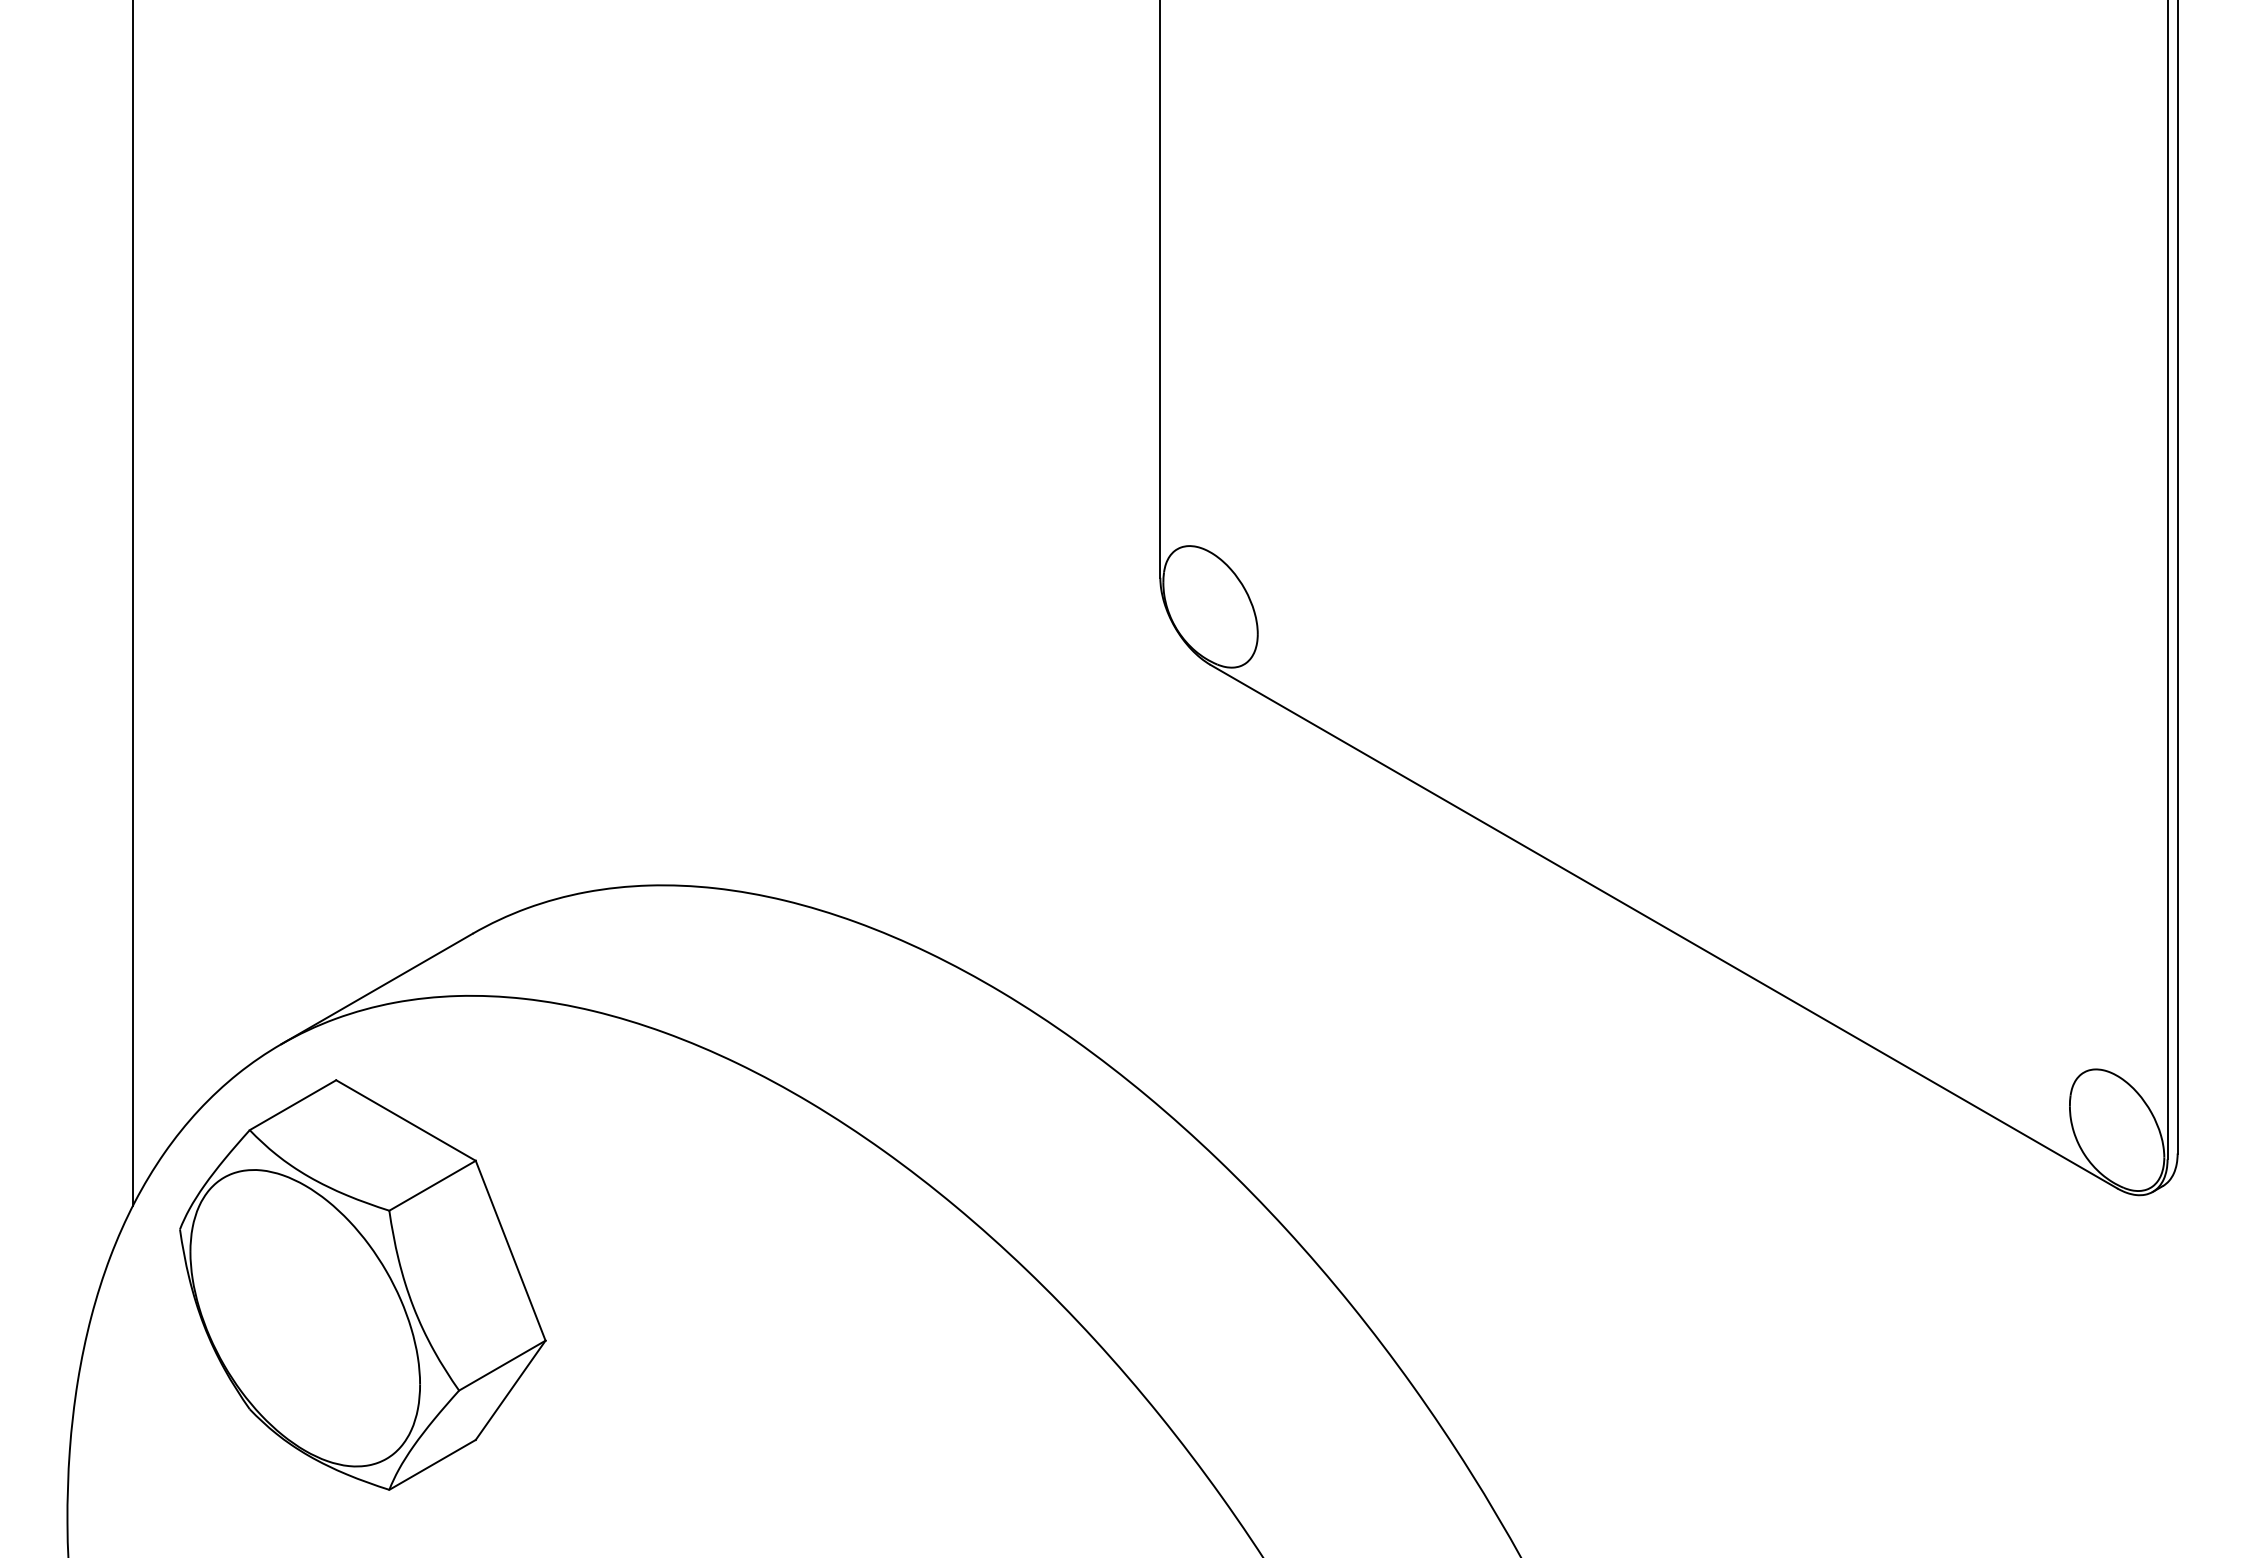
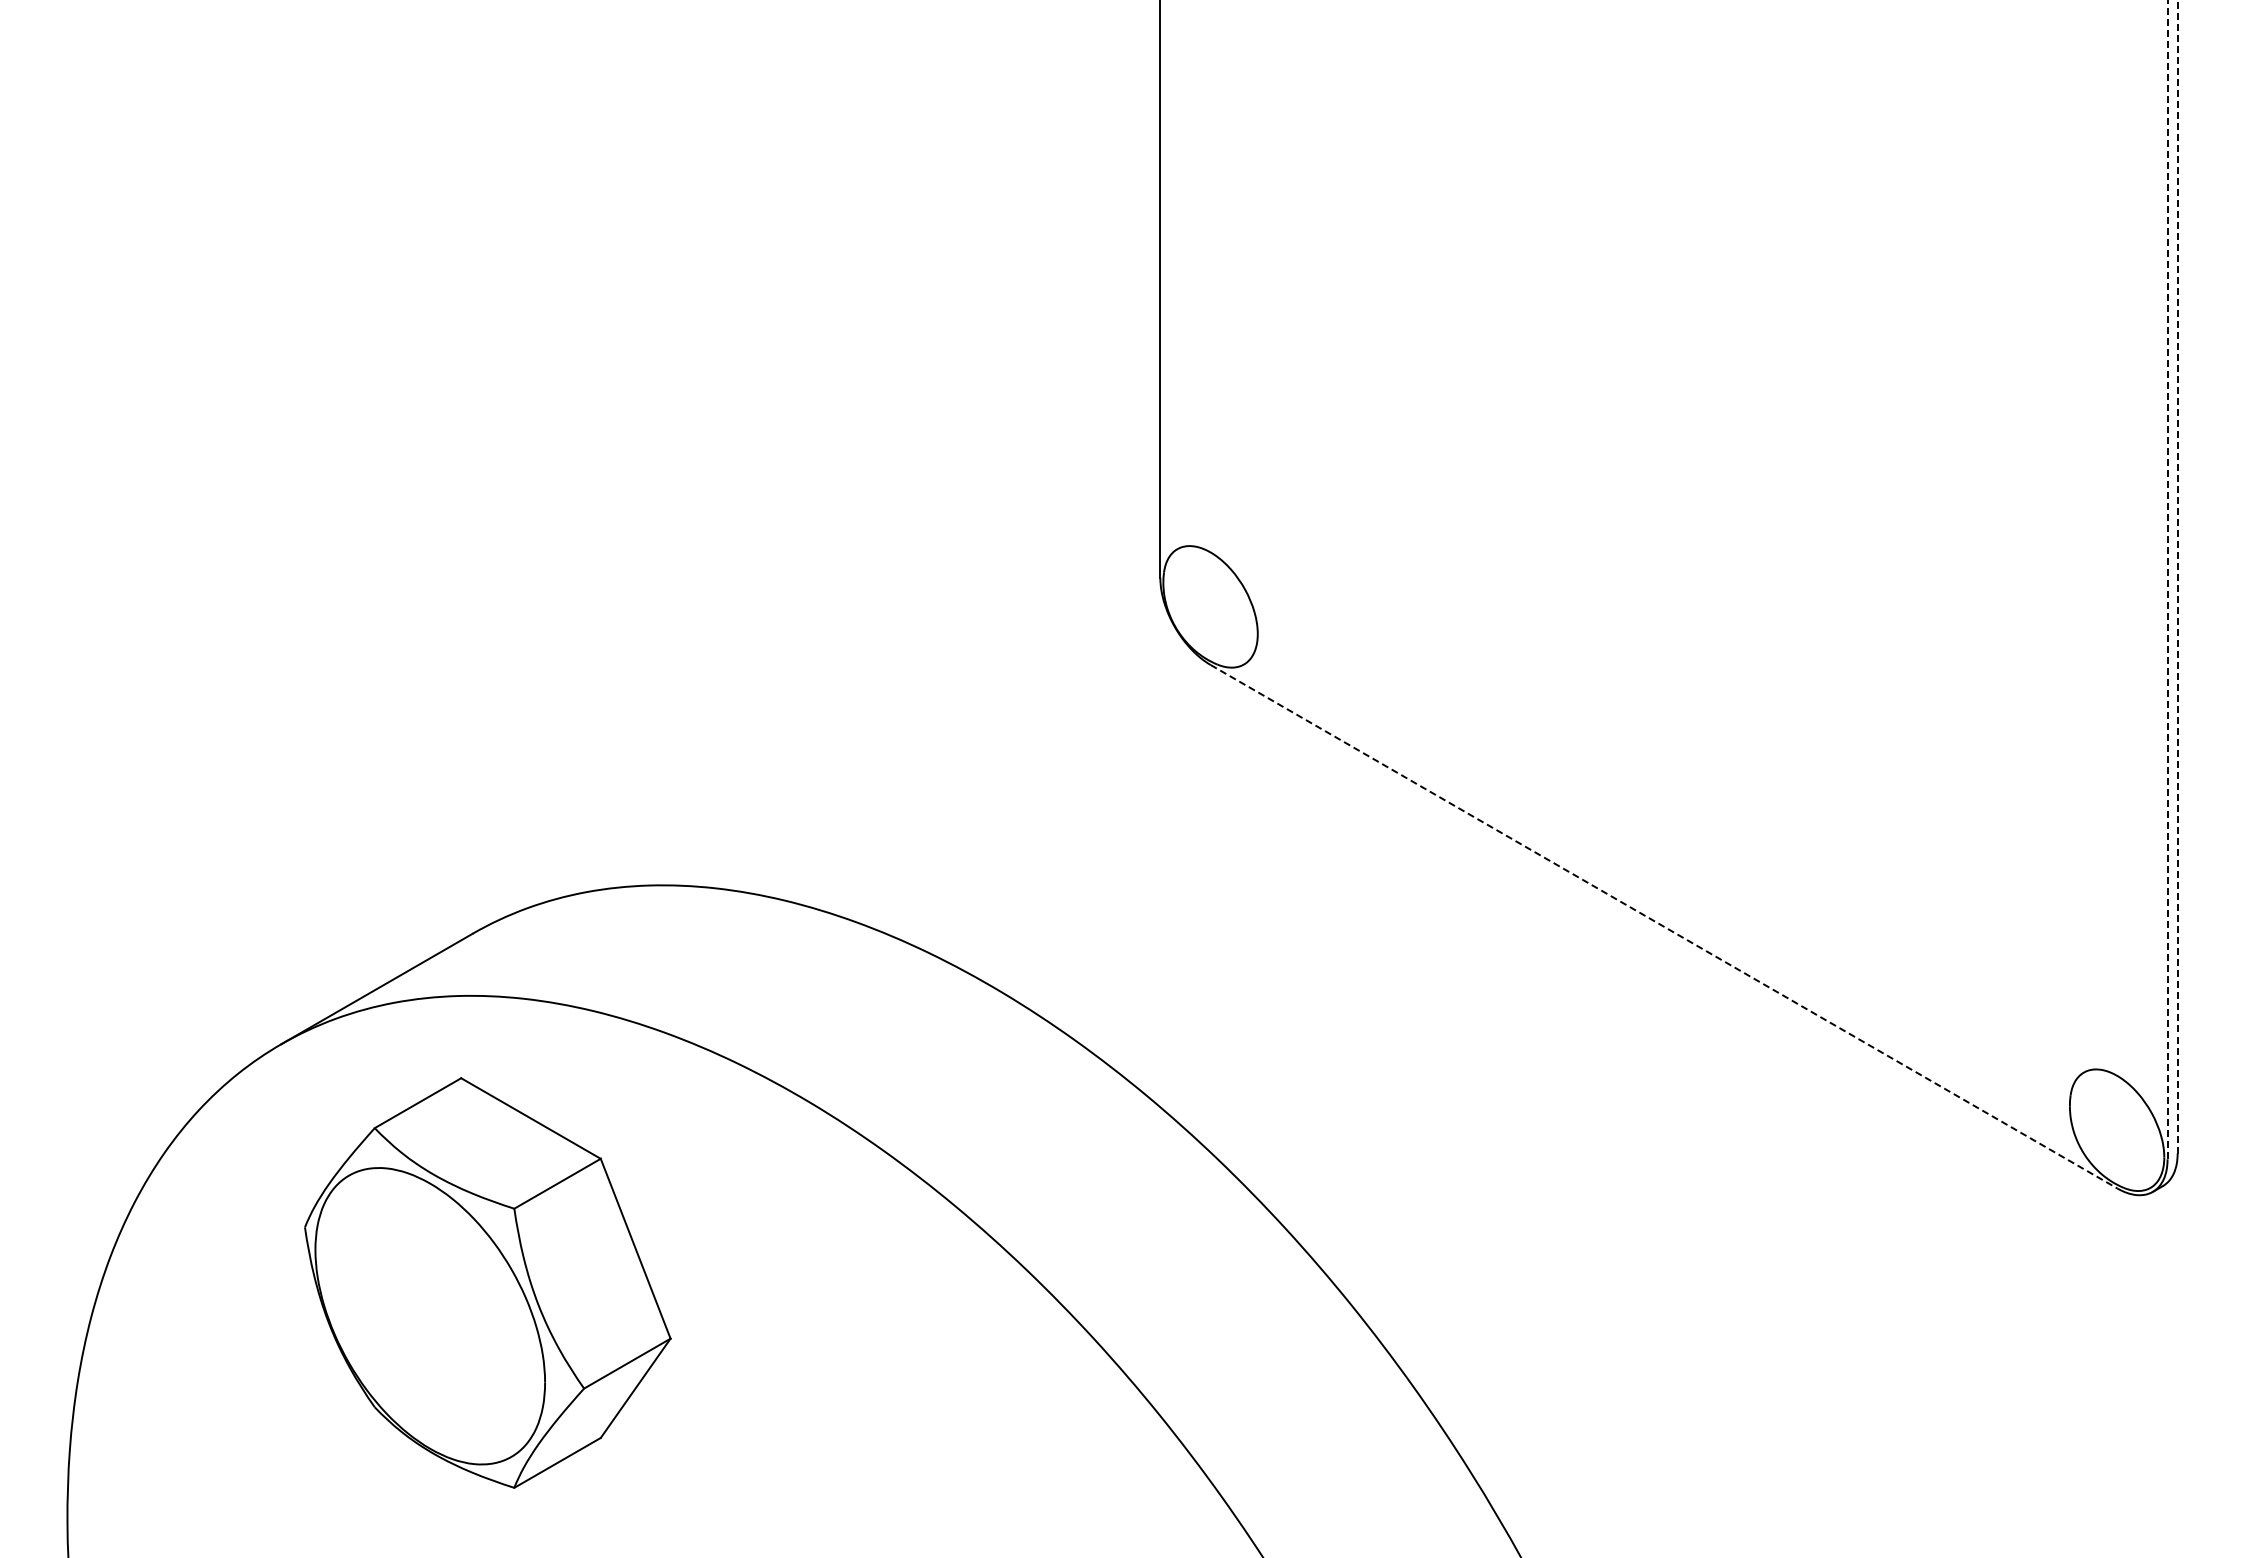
line: solid -> dashed (2177, 576)
line: solid -> dashed (2167, 579)
line: present -> none (132, 603)
line: solid -> dashed (1664, 926)
part position: (362, 1284) -> (487, 1282) (487, 1282)
